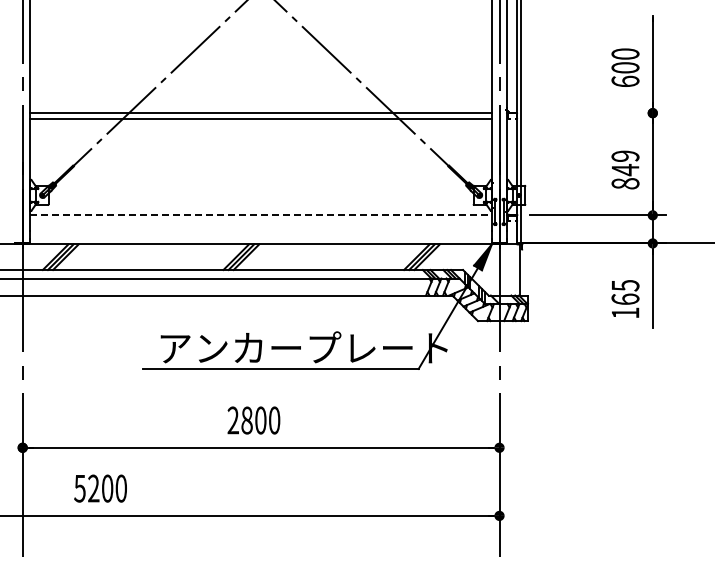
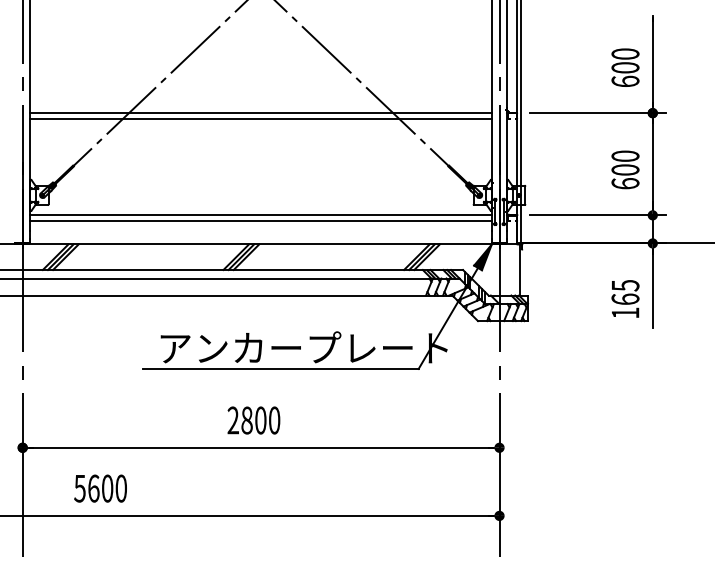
line: none -> present (598, 113)
text: 849 -> 600 (625, 169)
line: dashed -> solid (261, 215)
line: none -> present (260, 220)
text: 5200 -> 5600 (93, 488)
